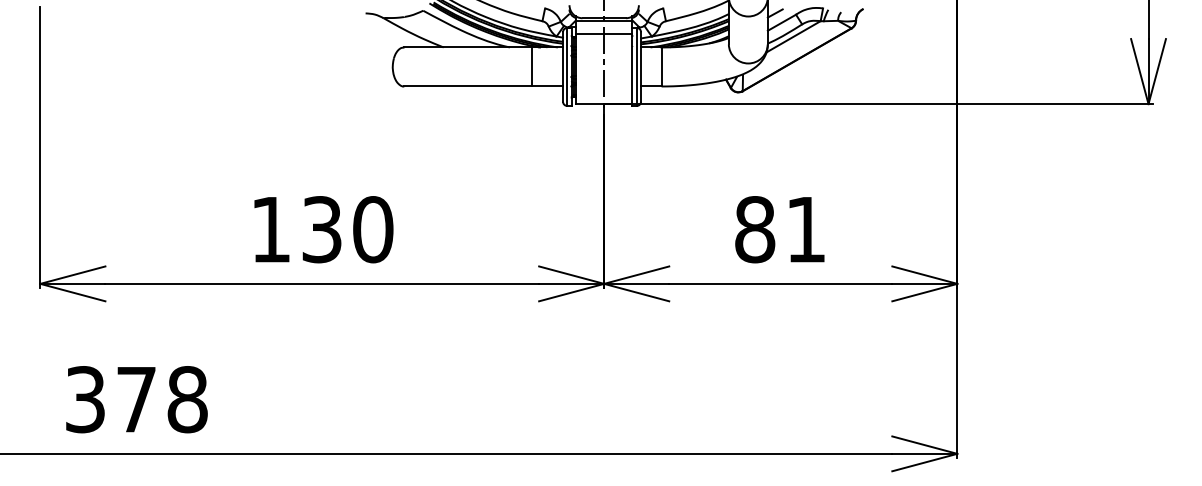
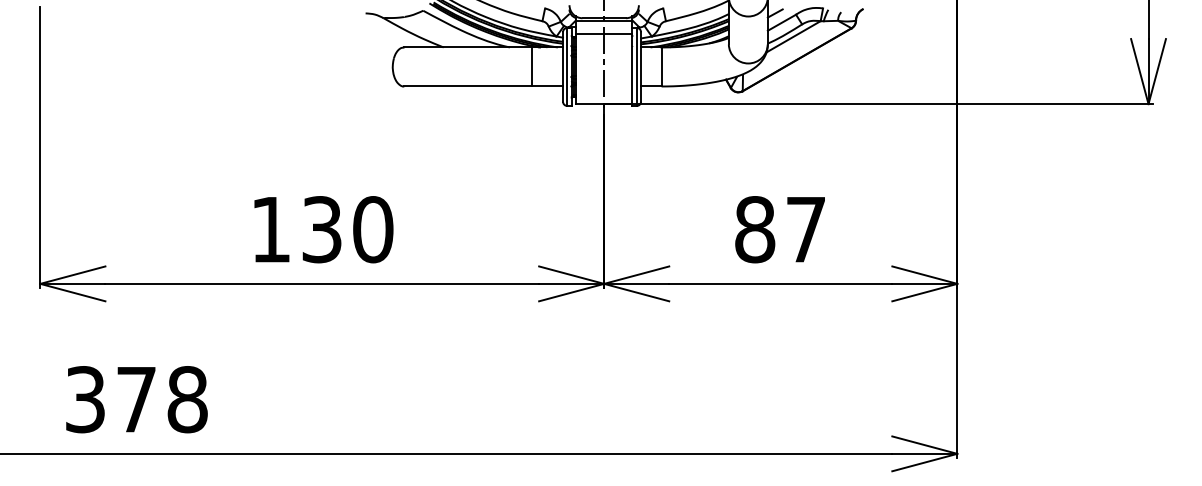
text: 81 -> 87 (805, 229)
